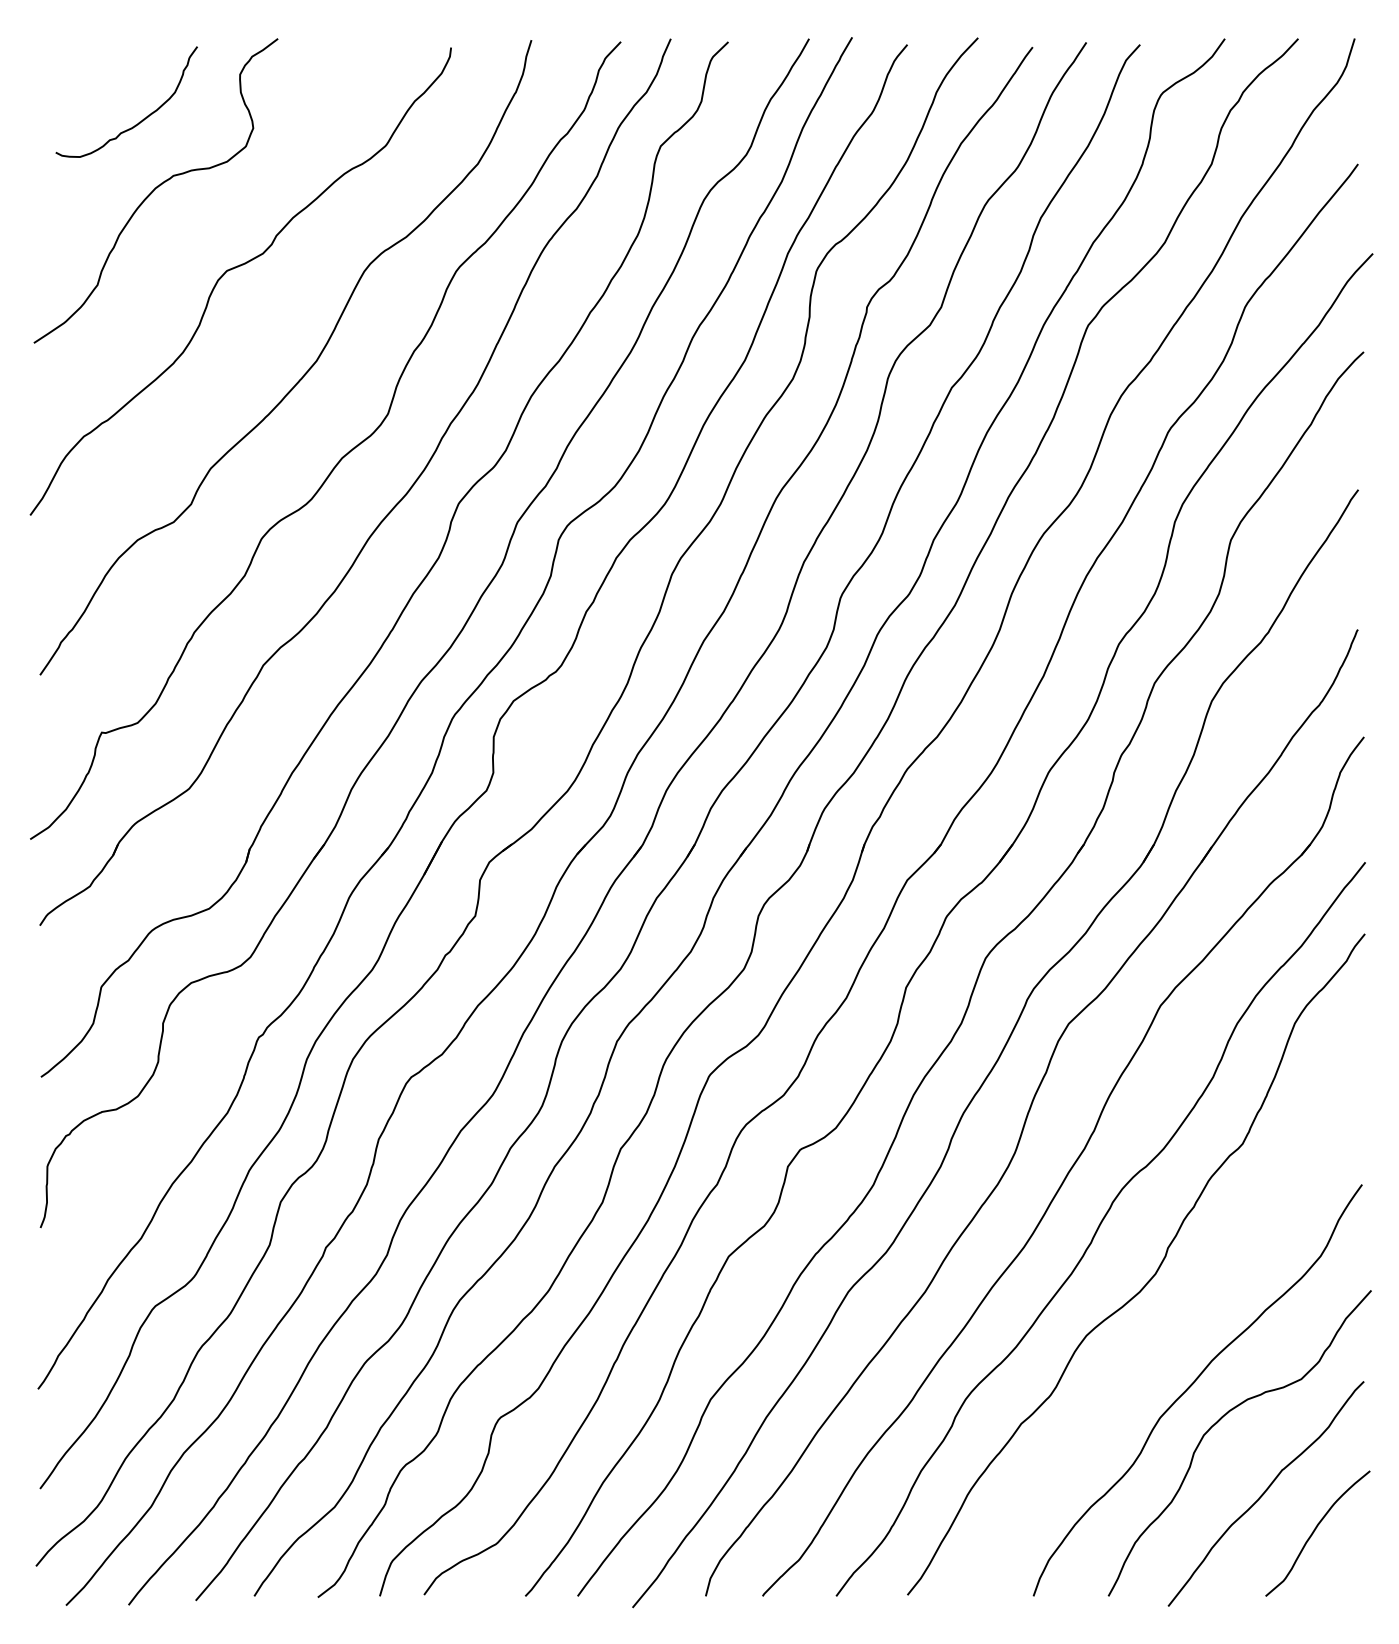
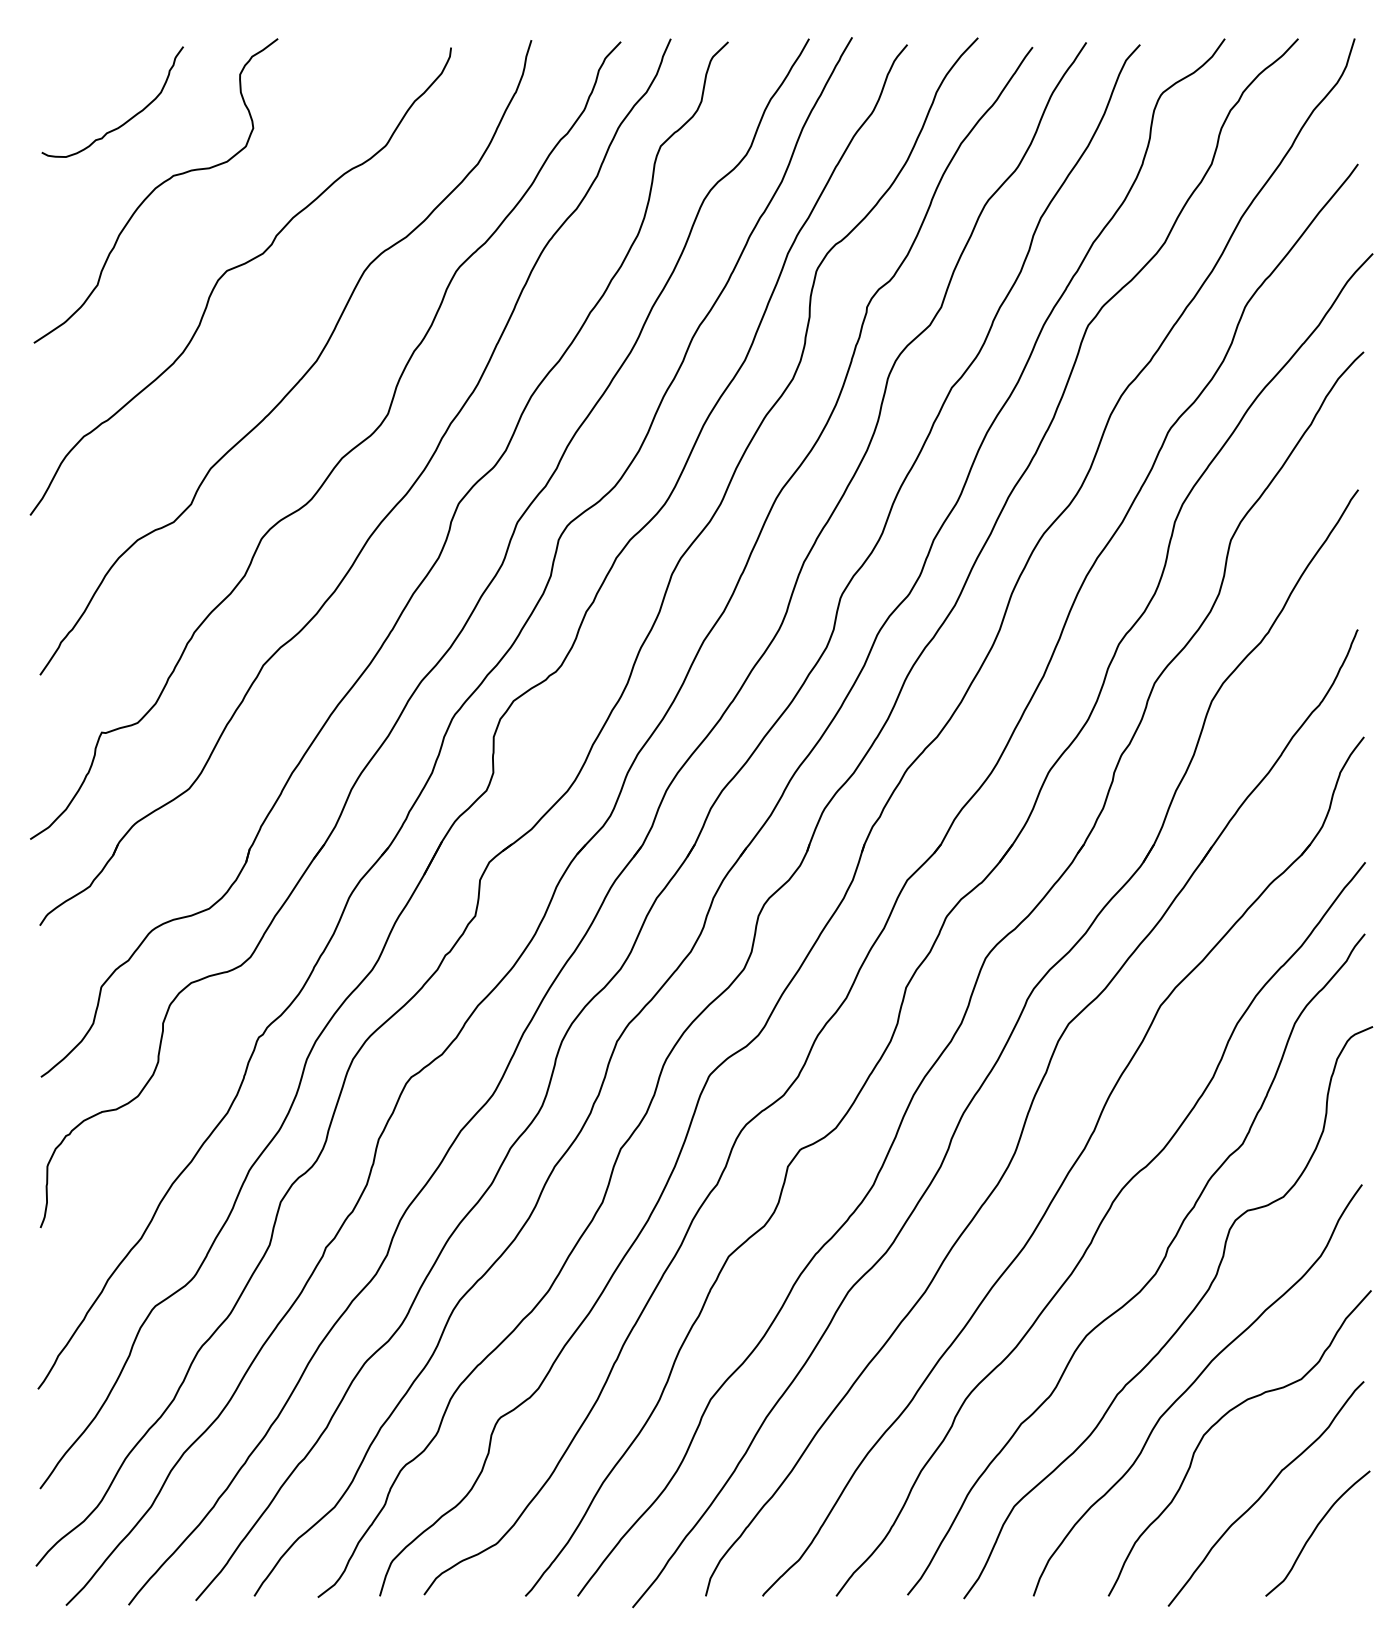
curve position: (139, 121) -> (125, 121) (125, 121)
curve: none -> present (1180, 1324)
